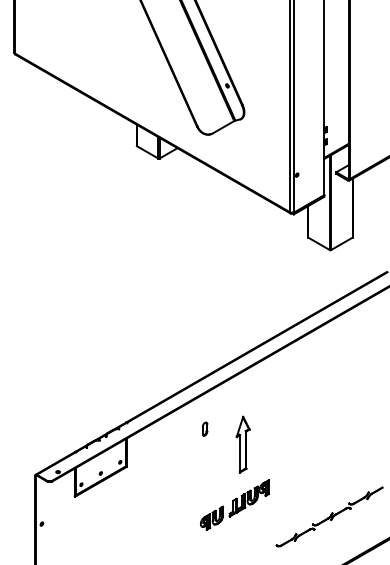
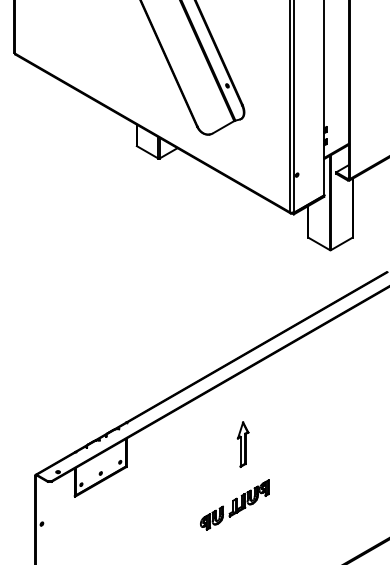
part: present -> none (205, 428)
part size: 16x59 px -> 14x47 px (242, 444)
part: present -> none (329, 516)
